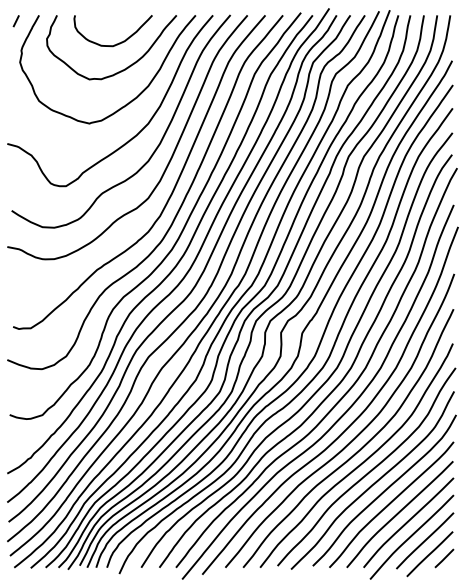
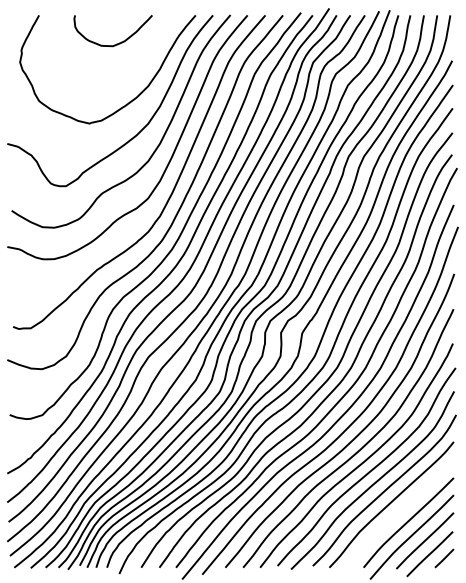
line: present -> none (15, 21)
curve: present -> none (122, 69)
curve: present -> none (399, 513)
